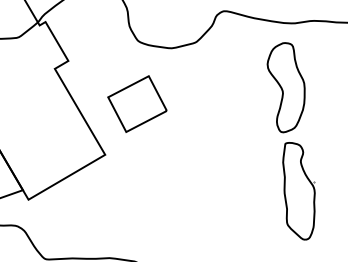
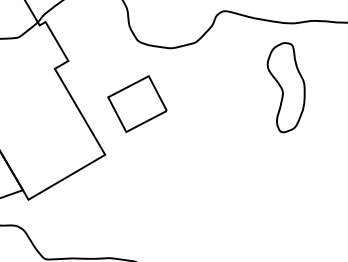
part: present -> none (298, 191)
